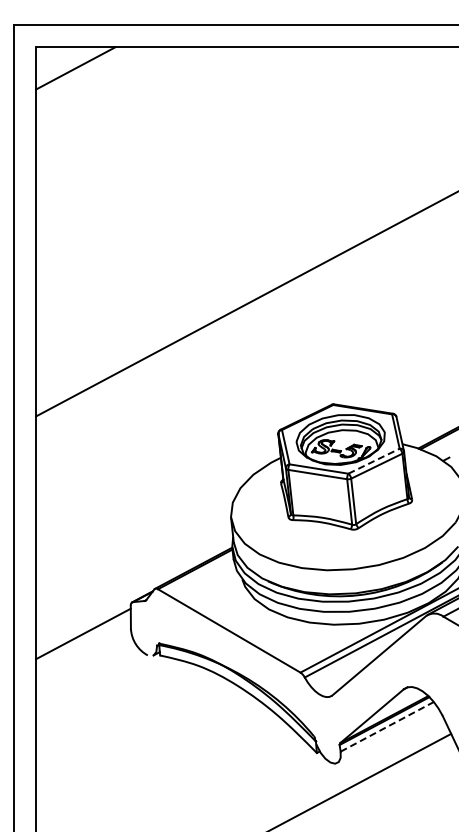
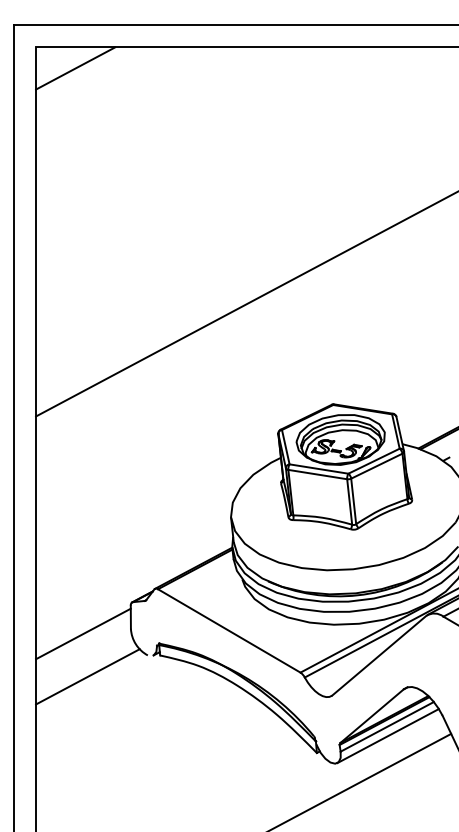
line: dashed -> solid (374, 461)
line: none -> present (87, 676)
line: dashed -> solid (387, 726)
line: none -> present (387, 736)
